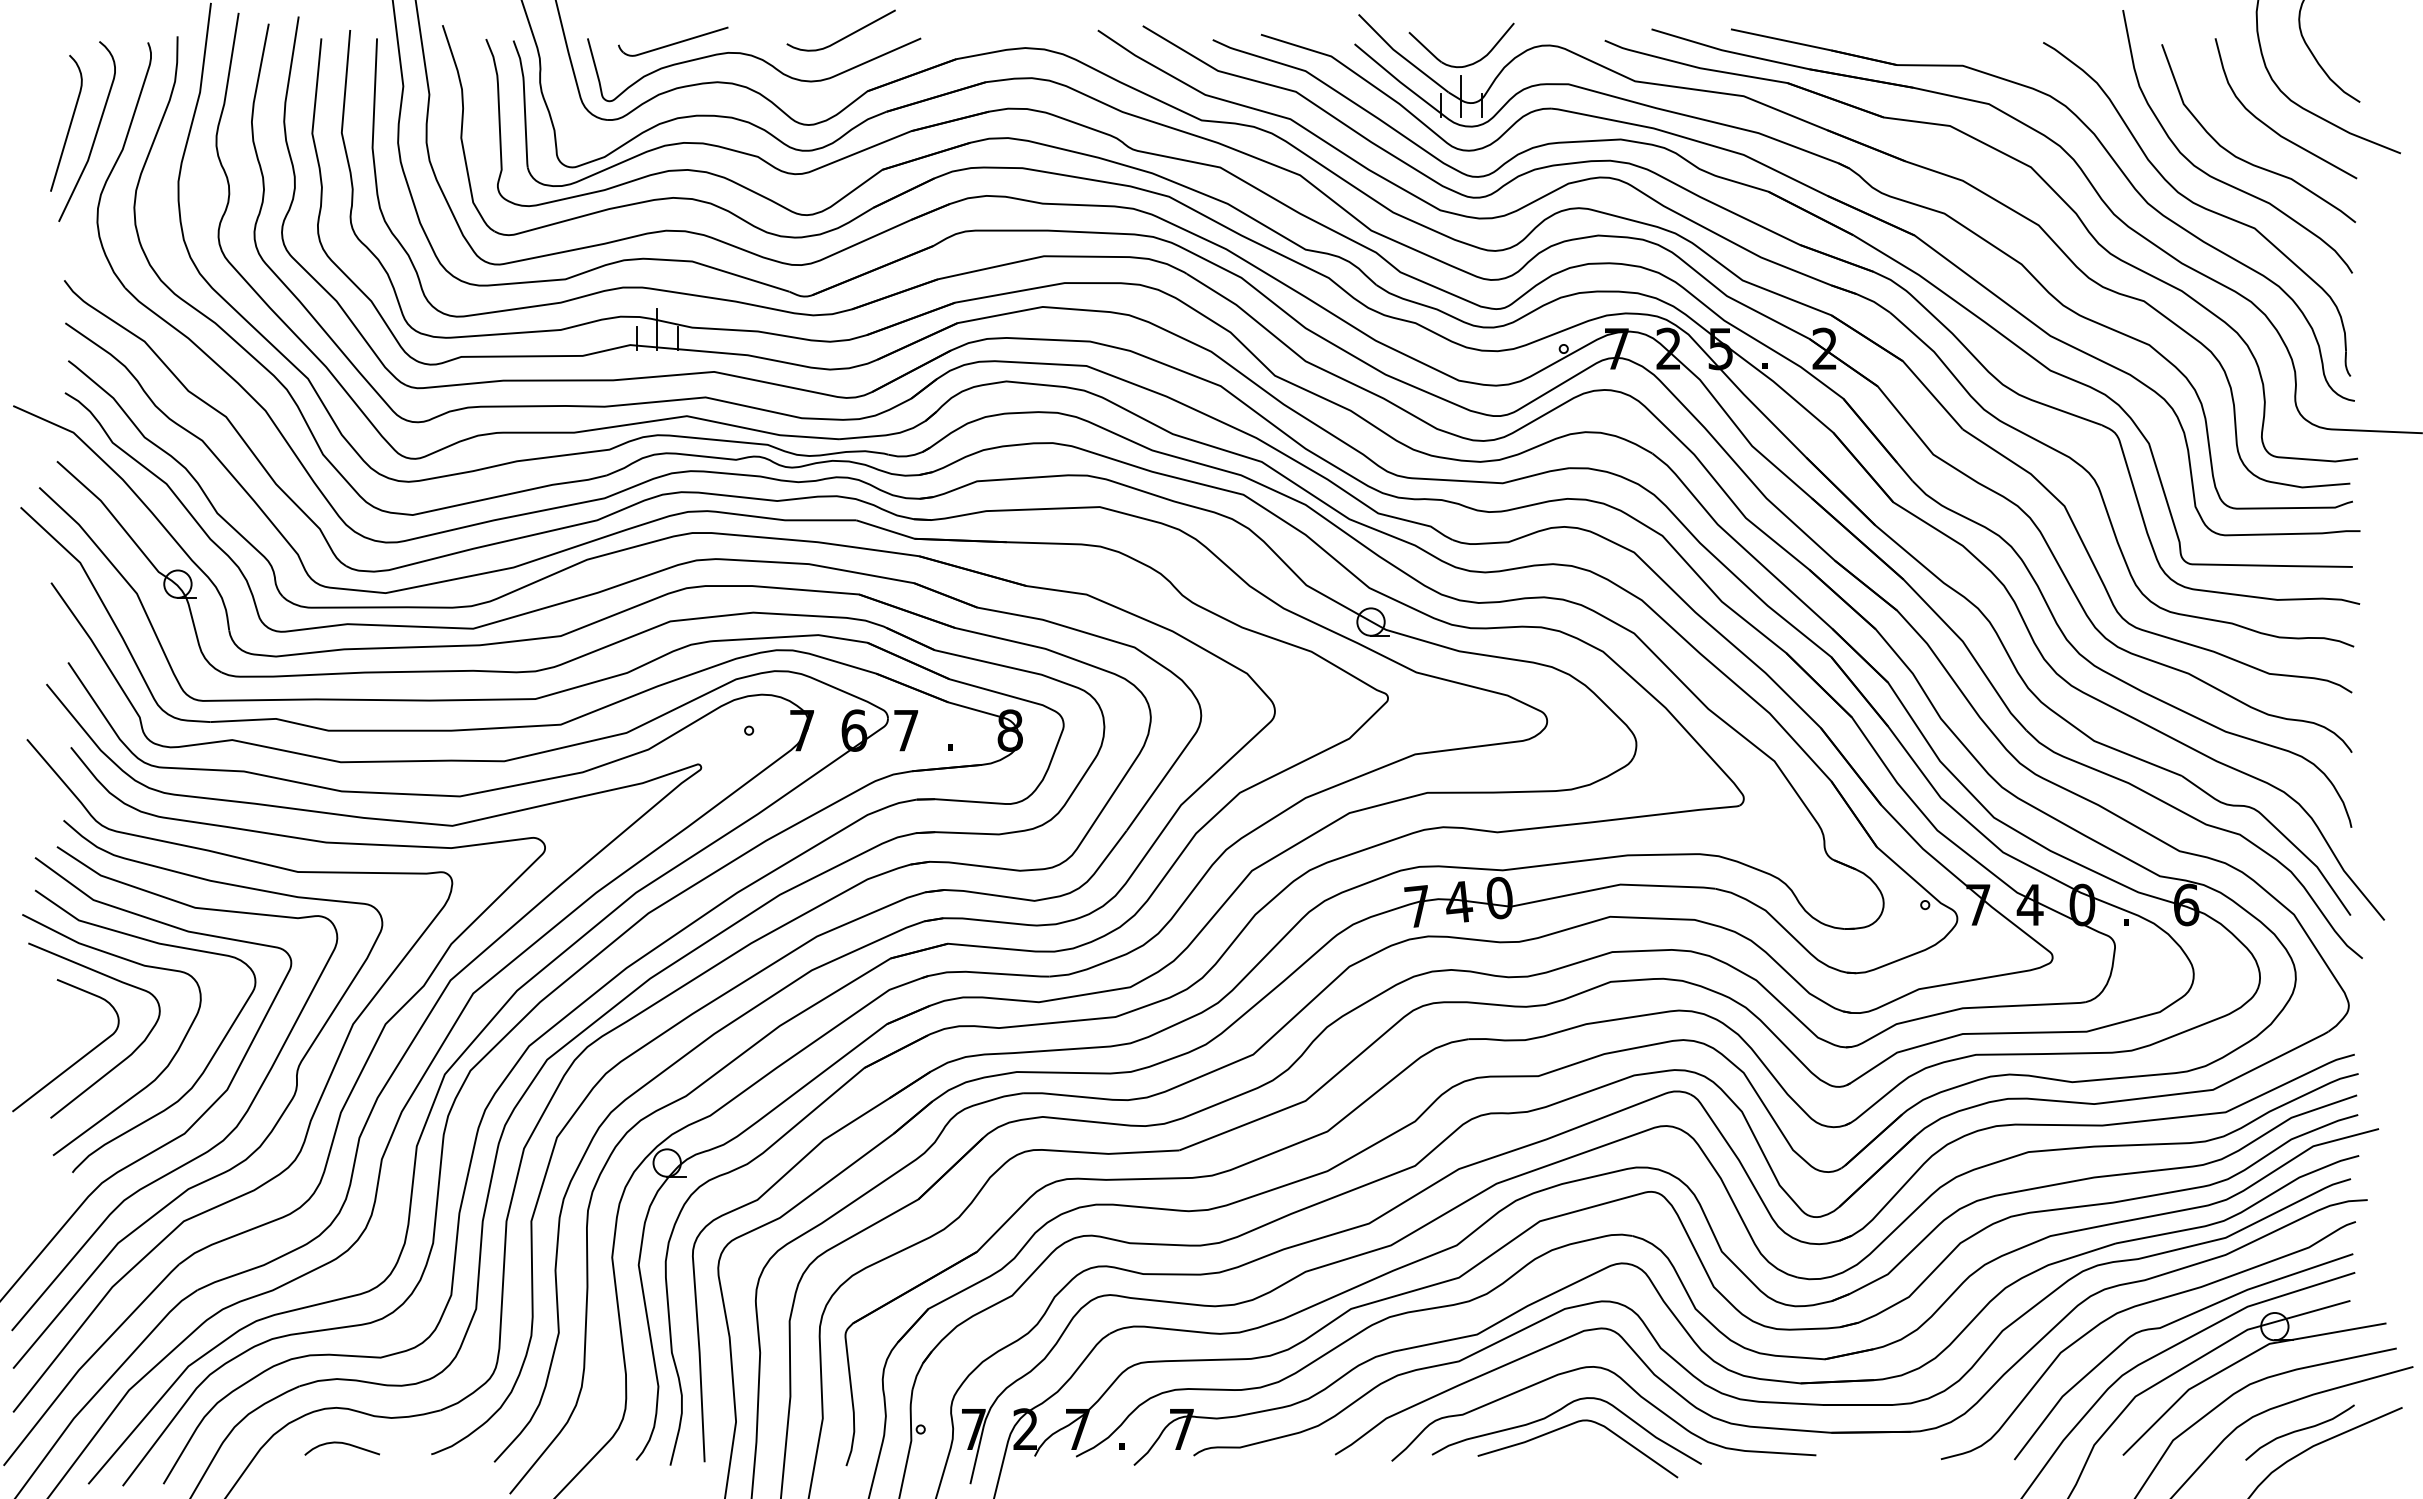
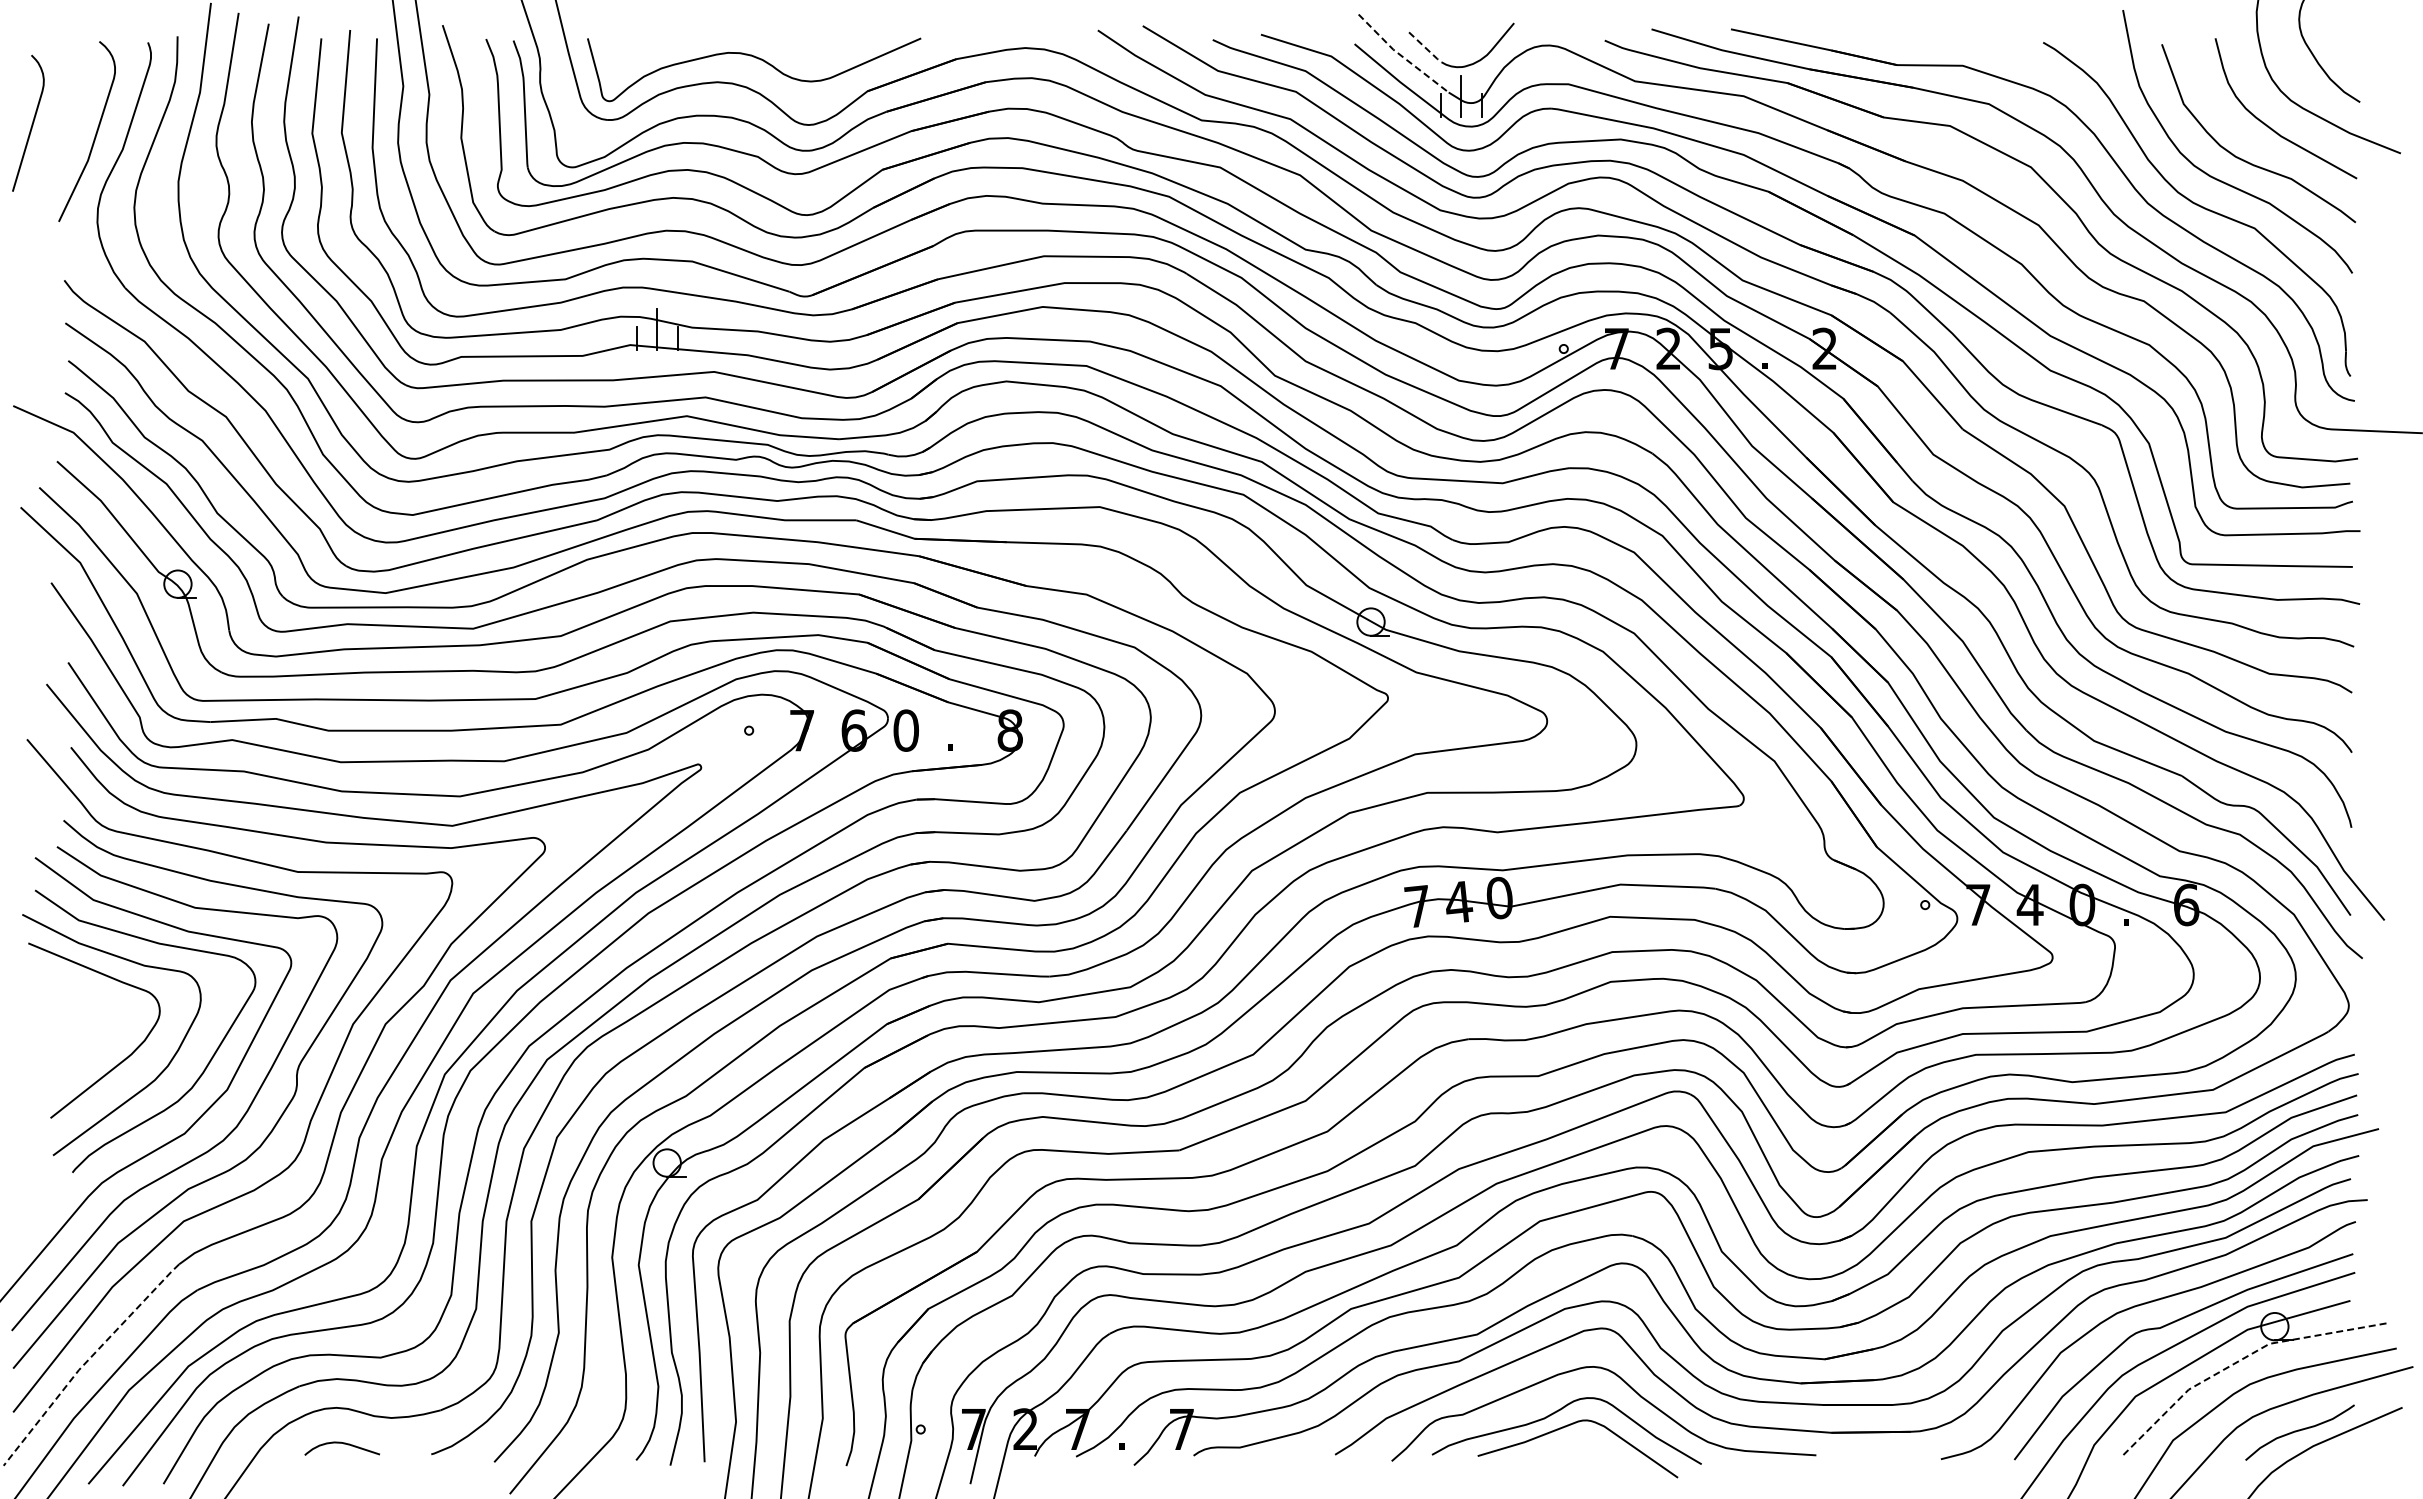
curve: present -> none (843, 37)
part: present -> none (673, 41)
line: solid -> dashed (1425, 48)
line: solid -> dashed (1401, 55)
curve position: (69, 124) -> (31, 124) (31, 124)
text: 7 -> 0 (905, 730)
curve: present -> none (79, 1058)
line: solid -> dashed (2239, 1360)
line: solid -> dashed (87, 1361)
